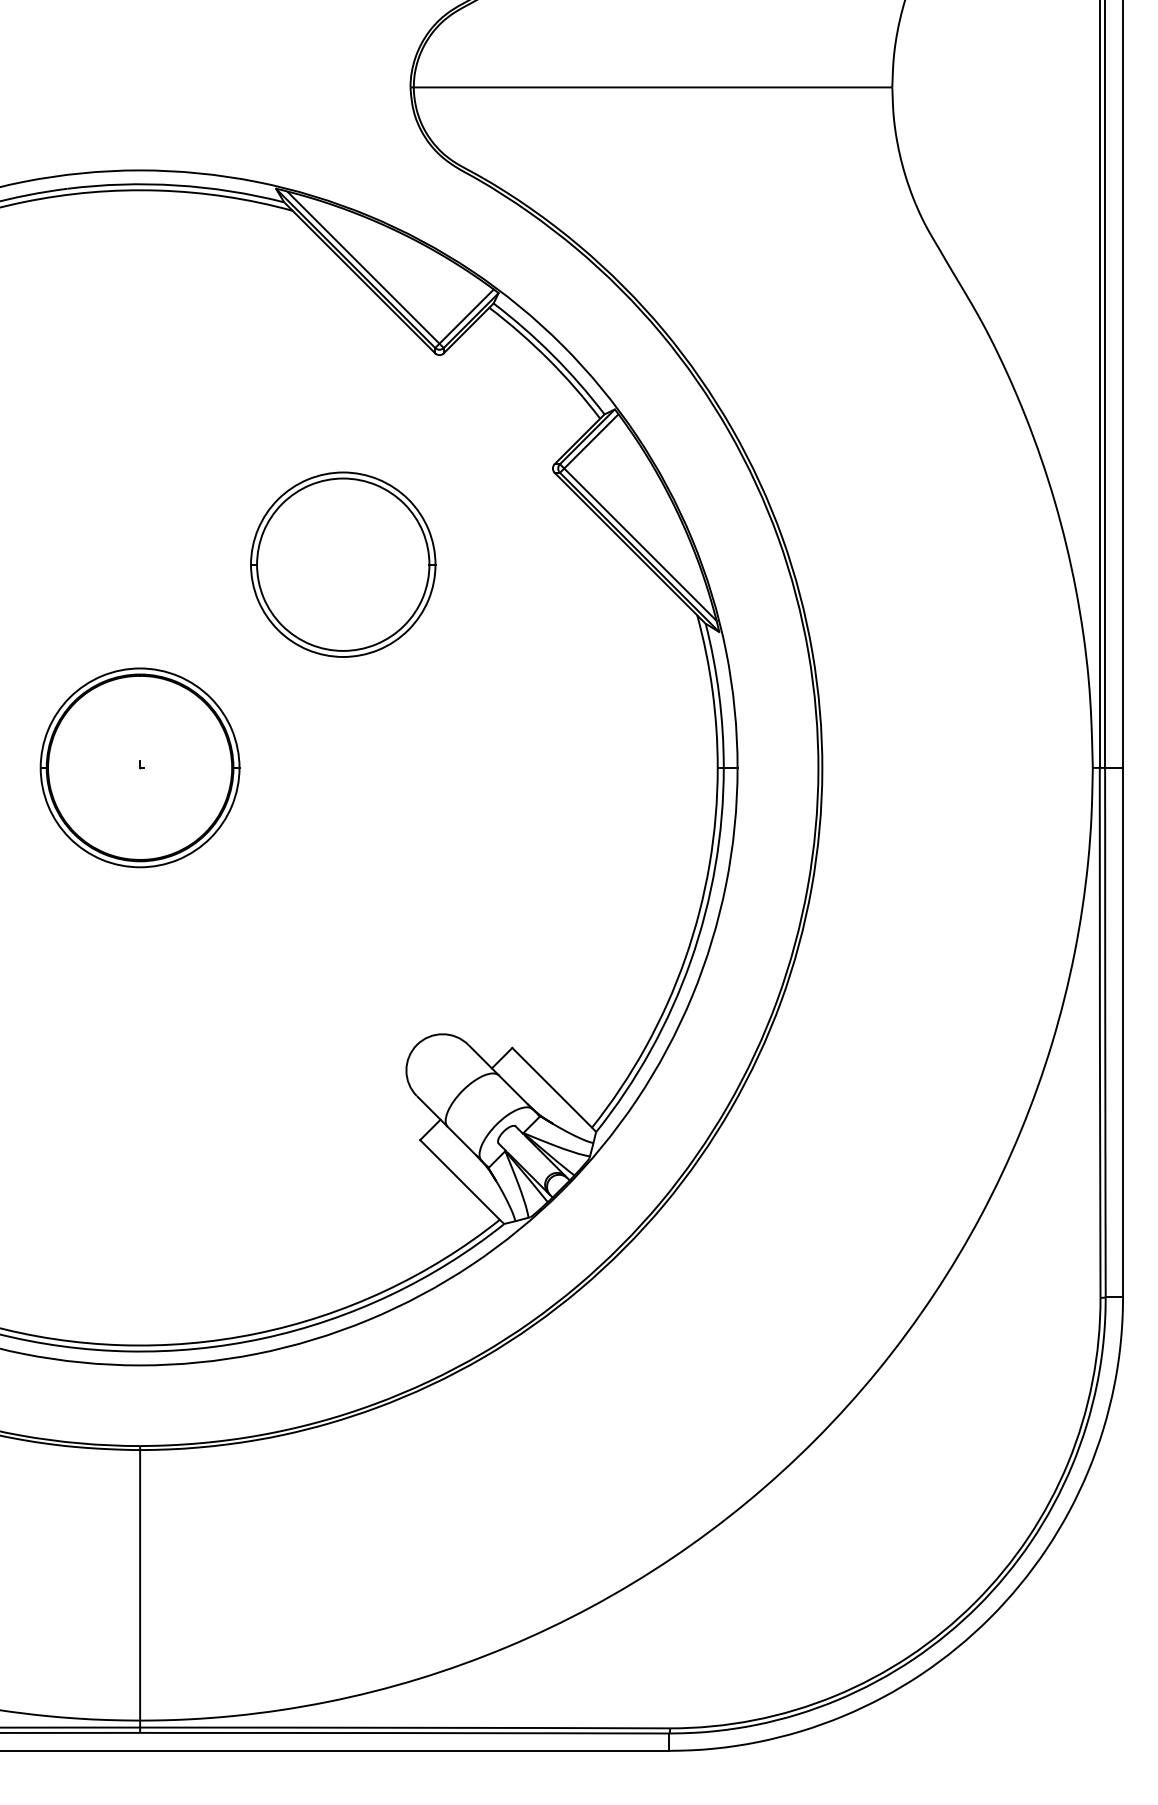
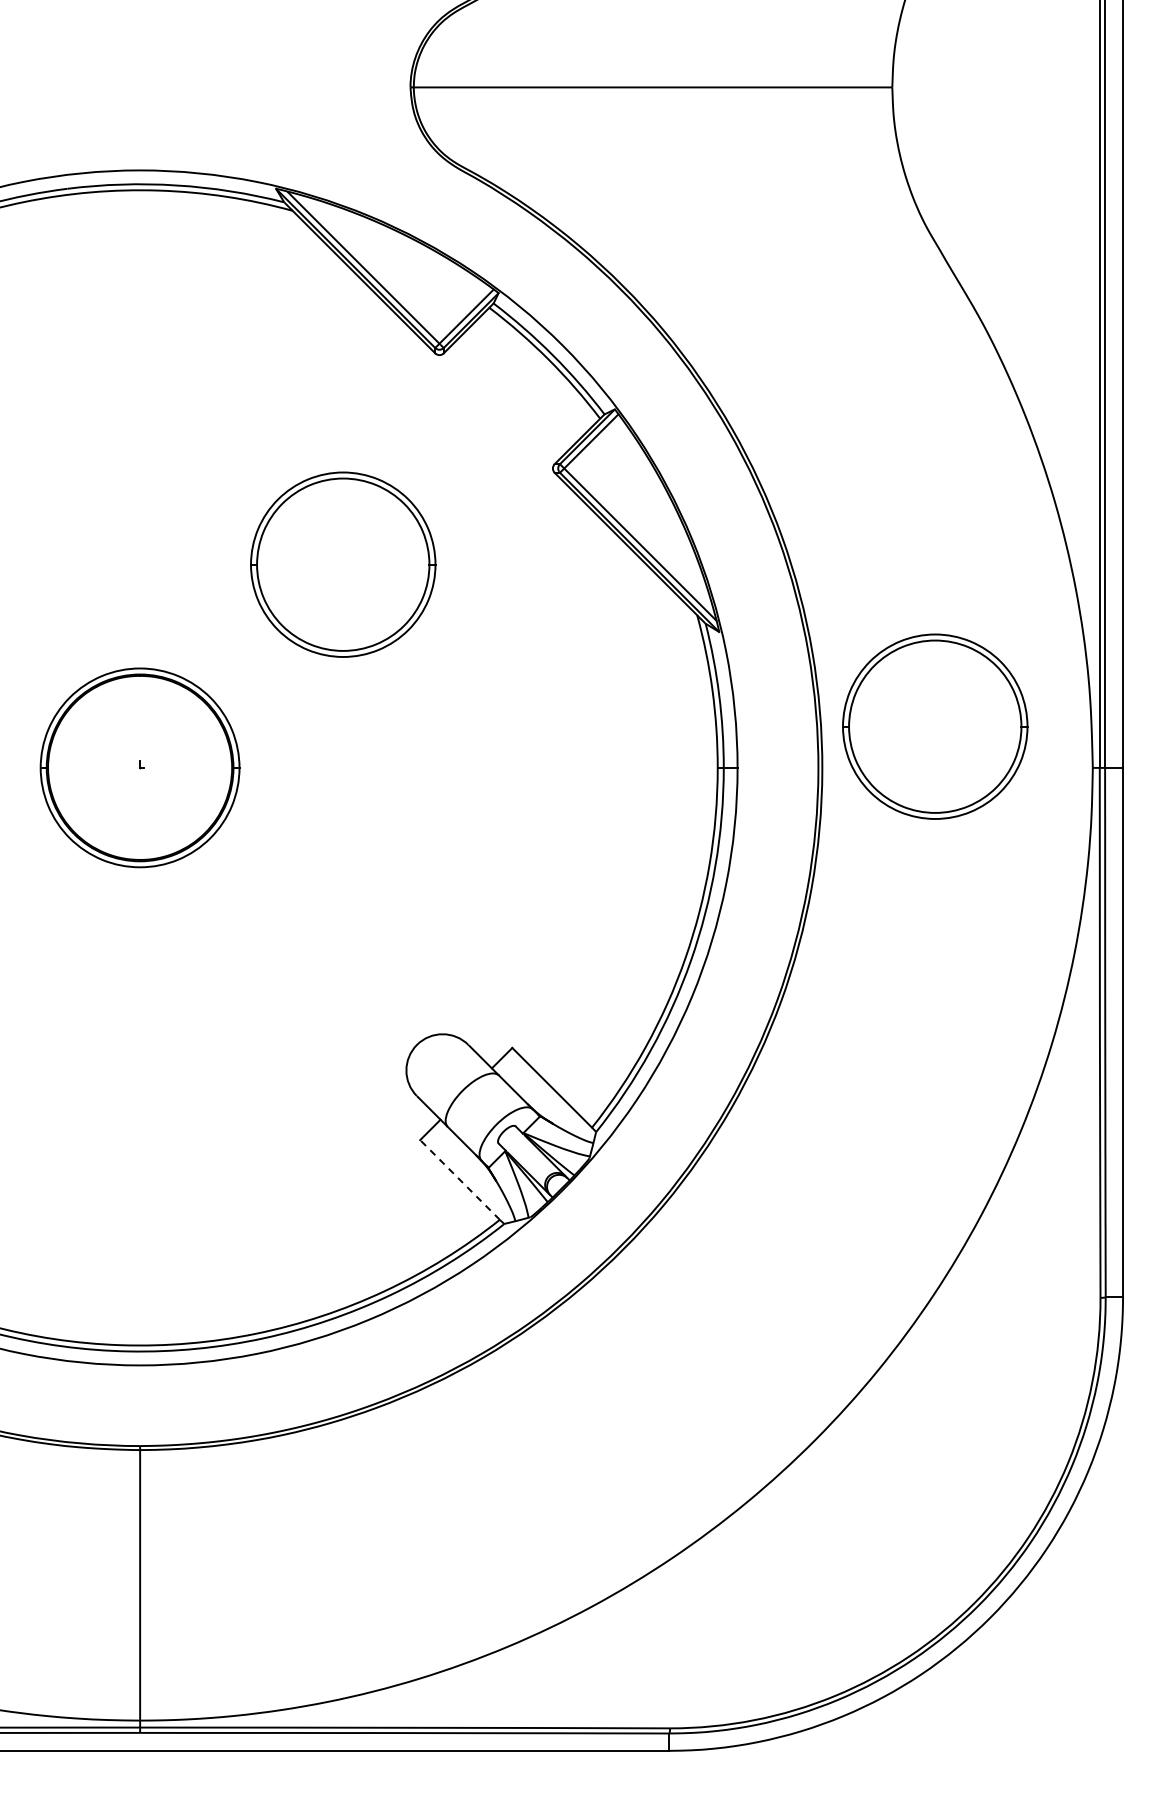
part: none -> present (935, 726)
line: solid -> dashed (459, 1179)
